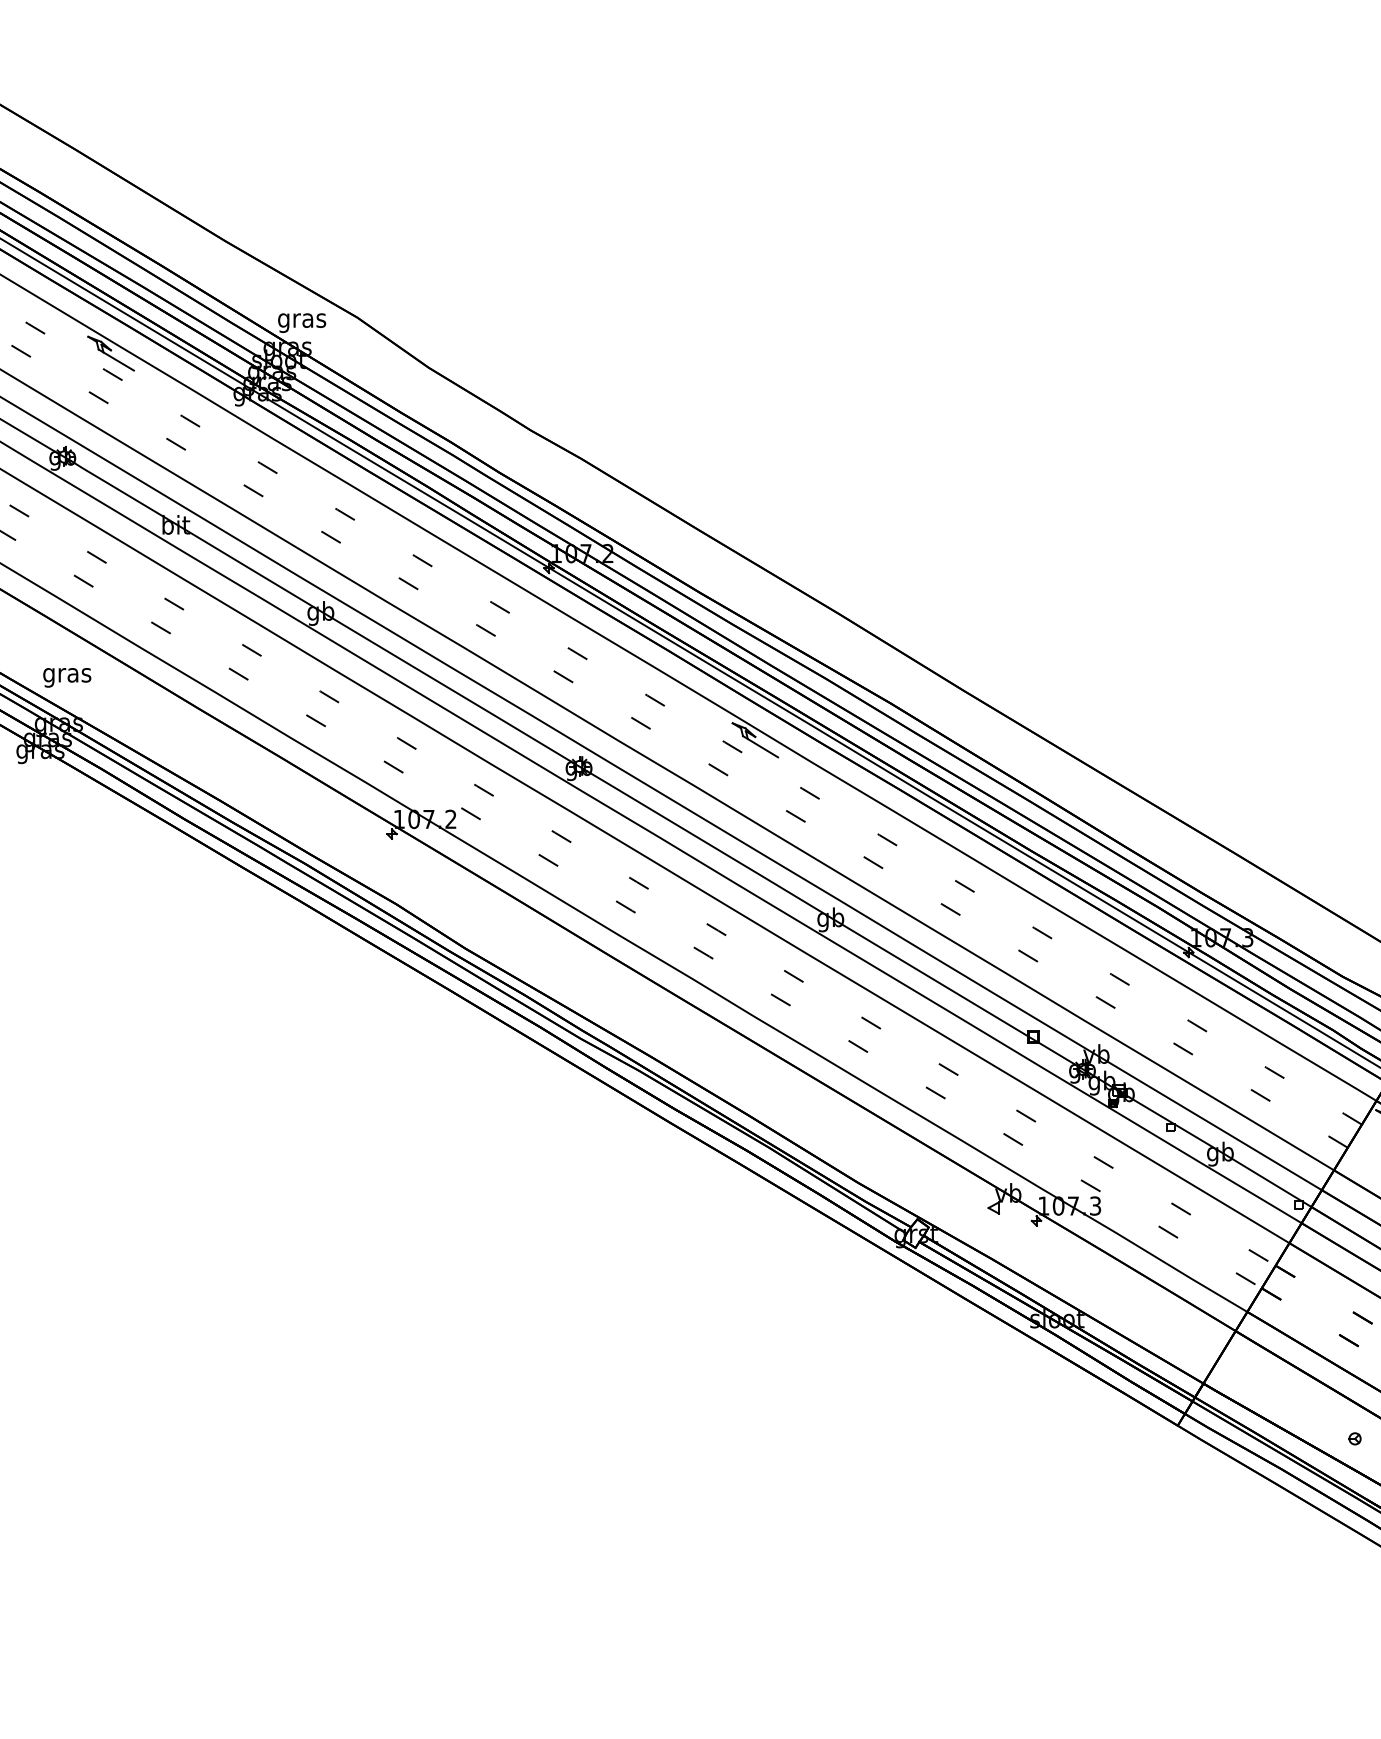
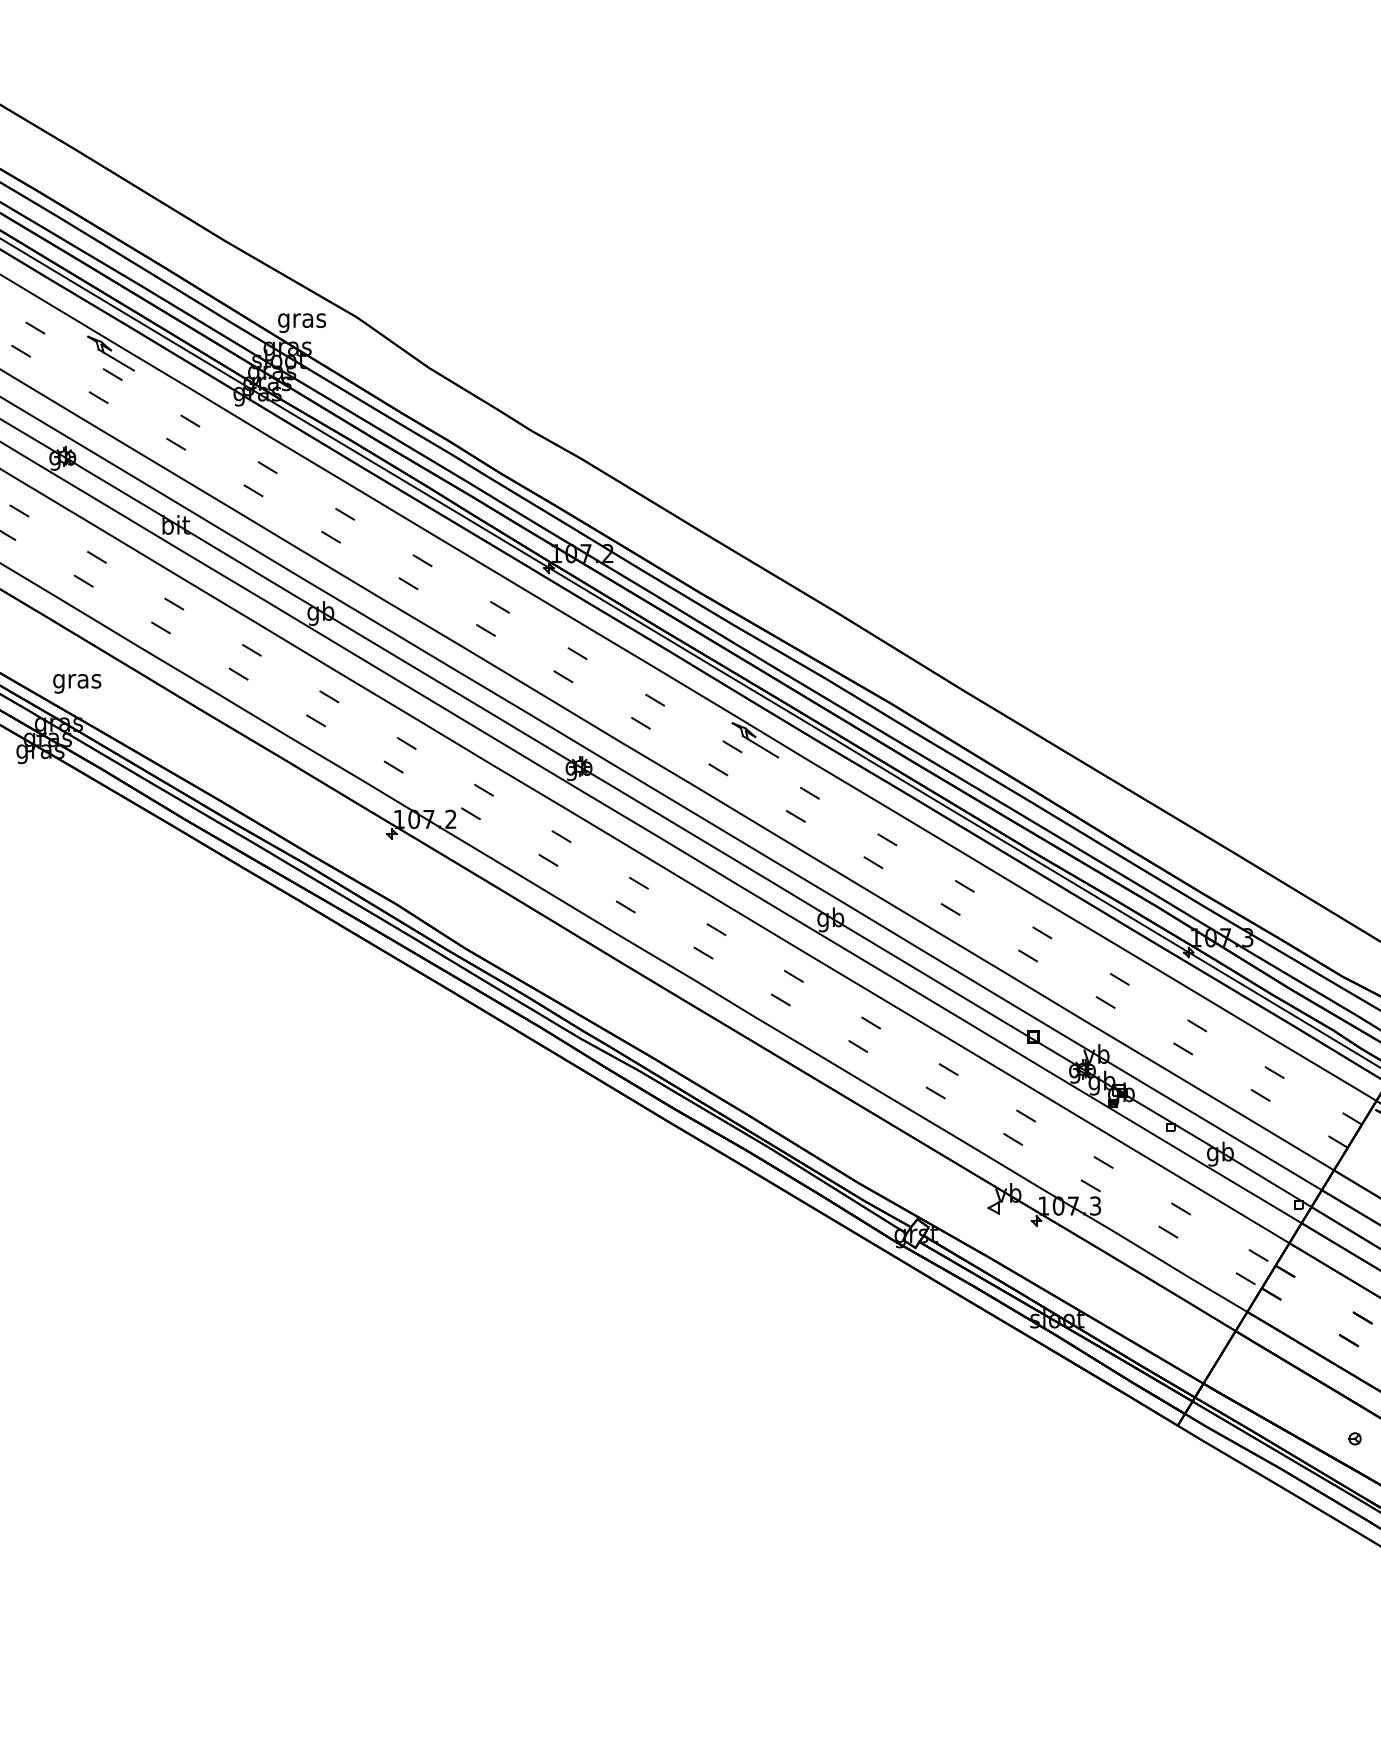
text position: (67, 677) -> (77, 683) (77, 683)
